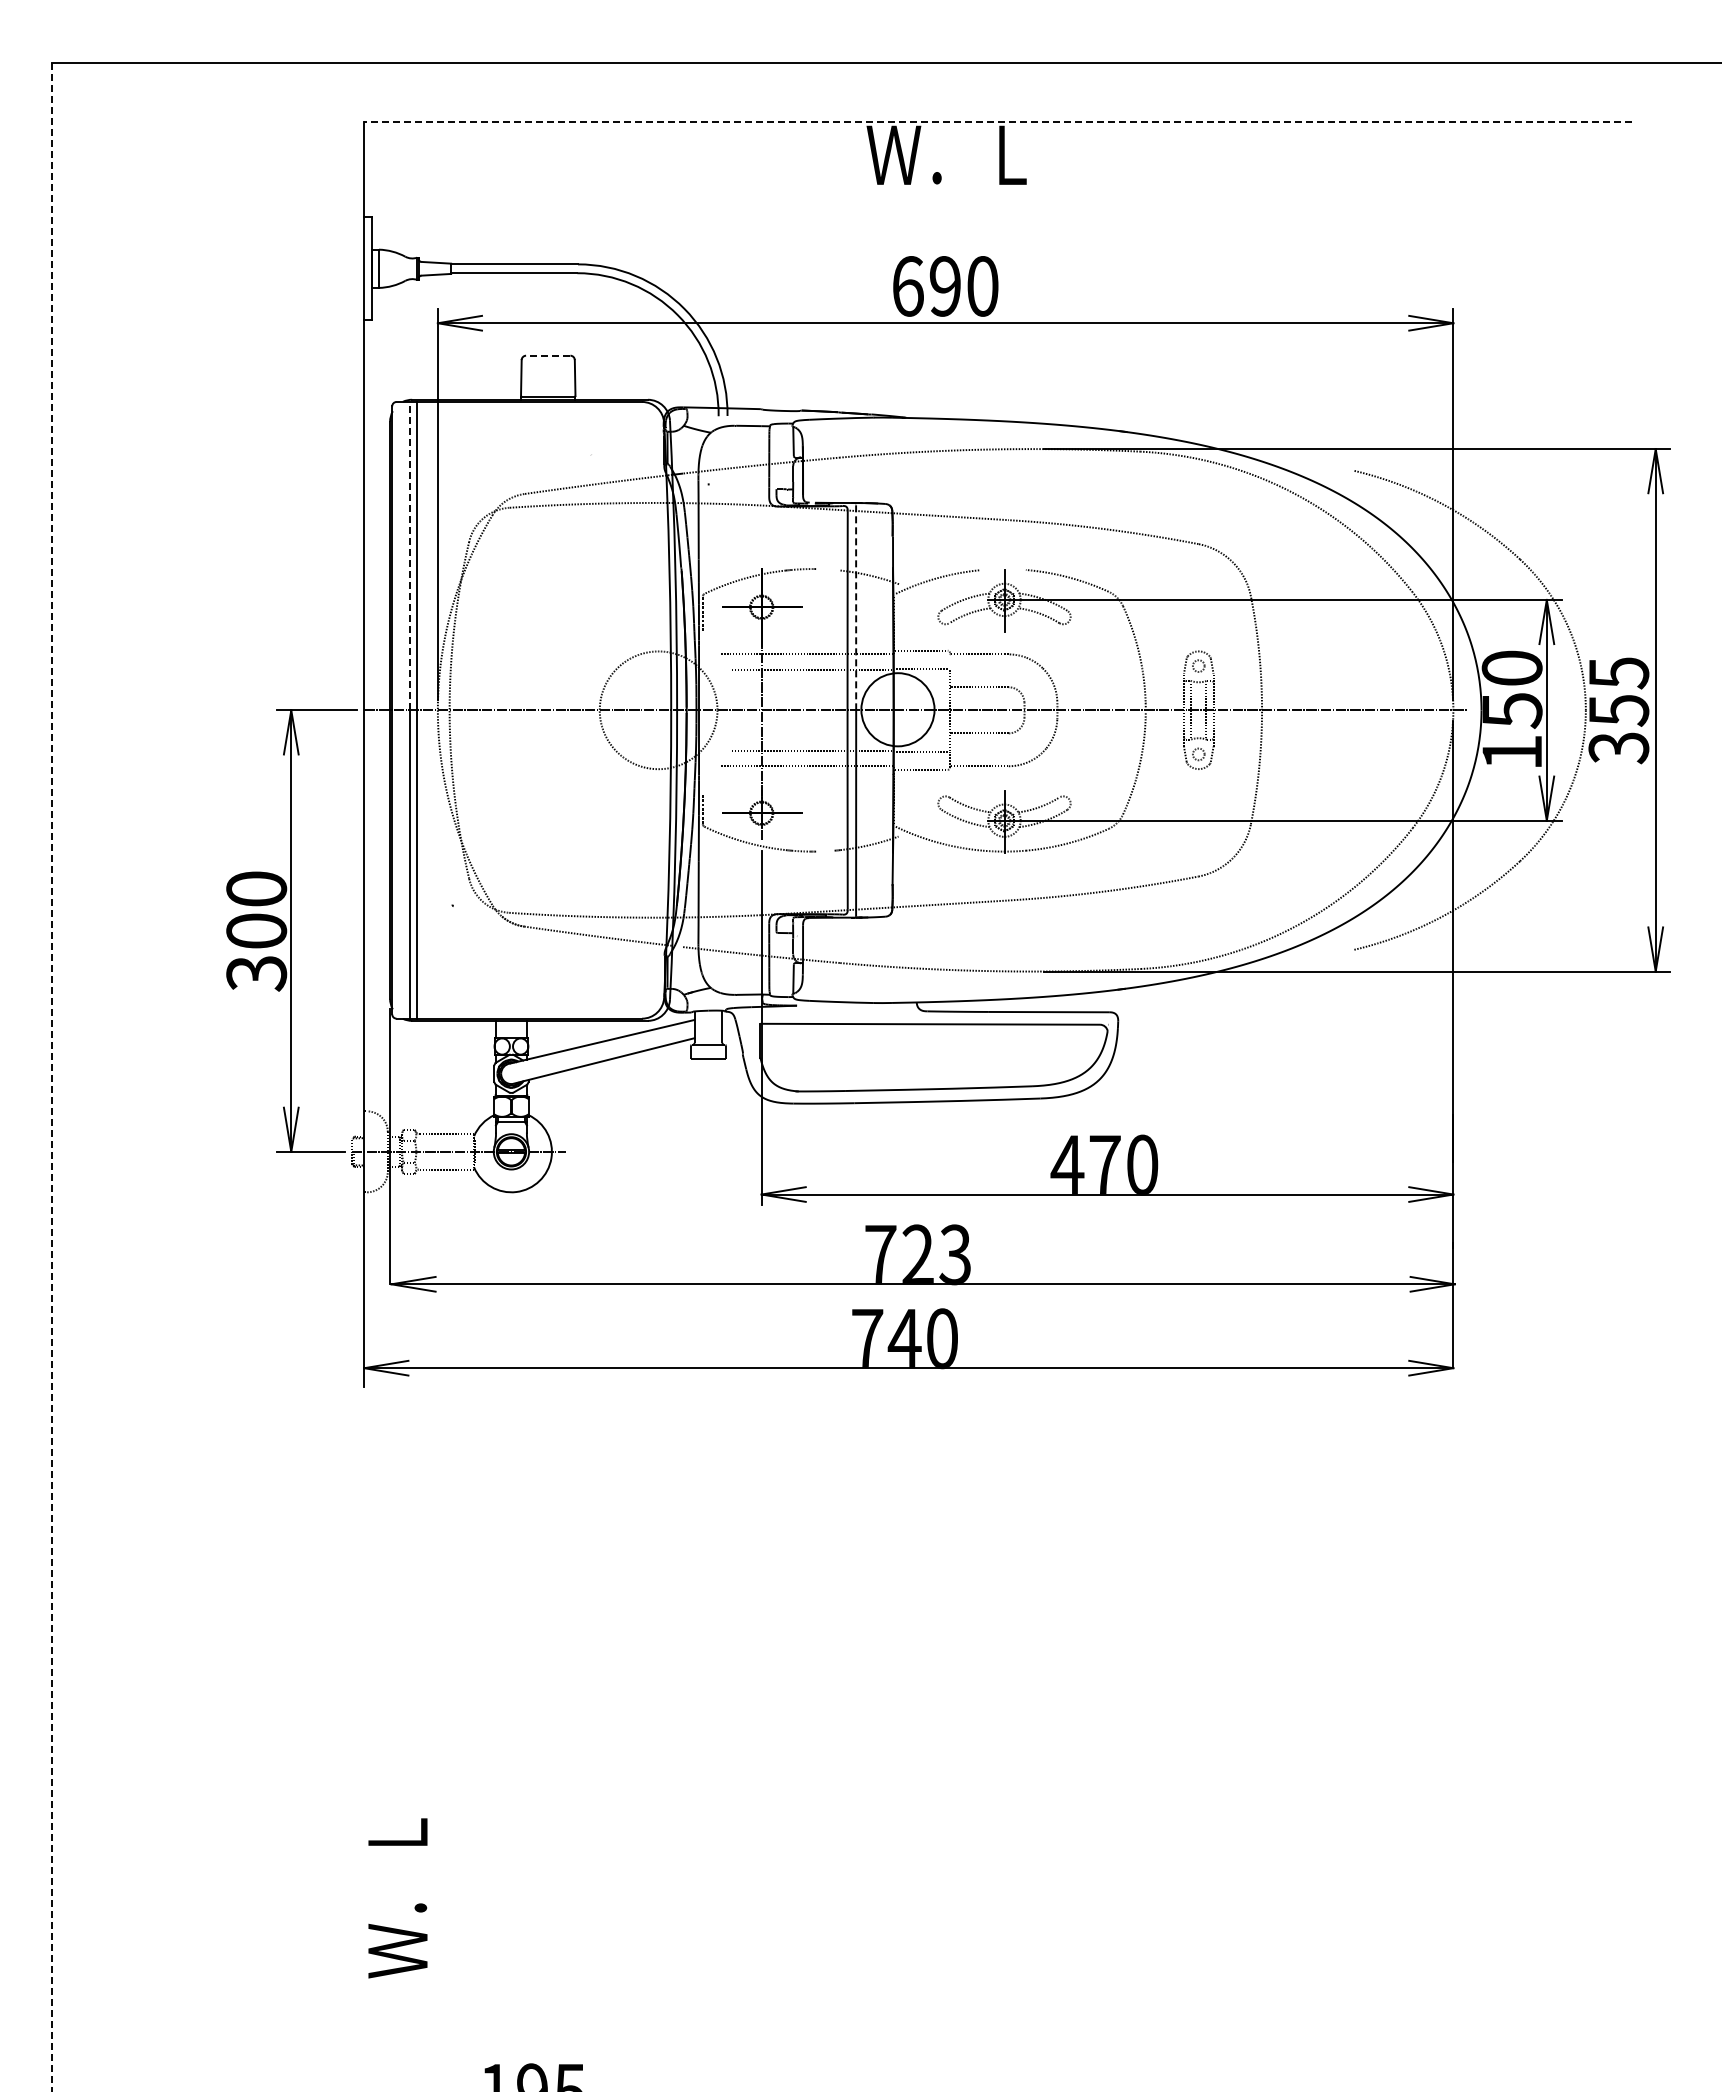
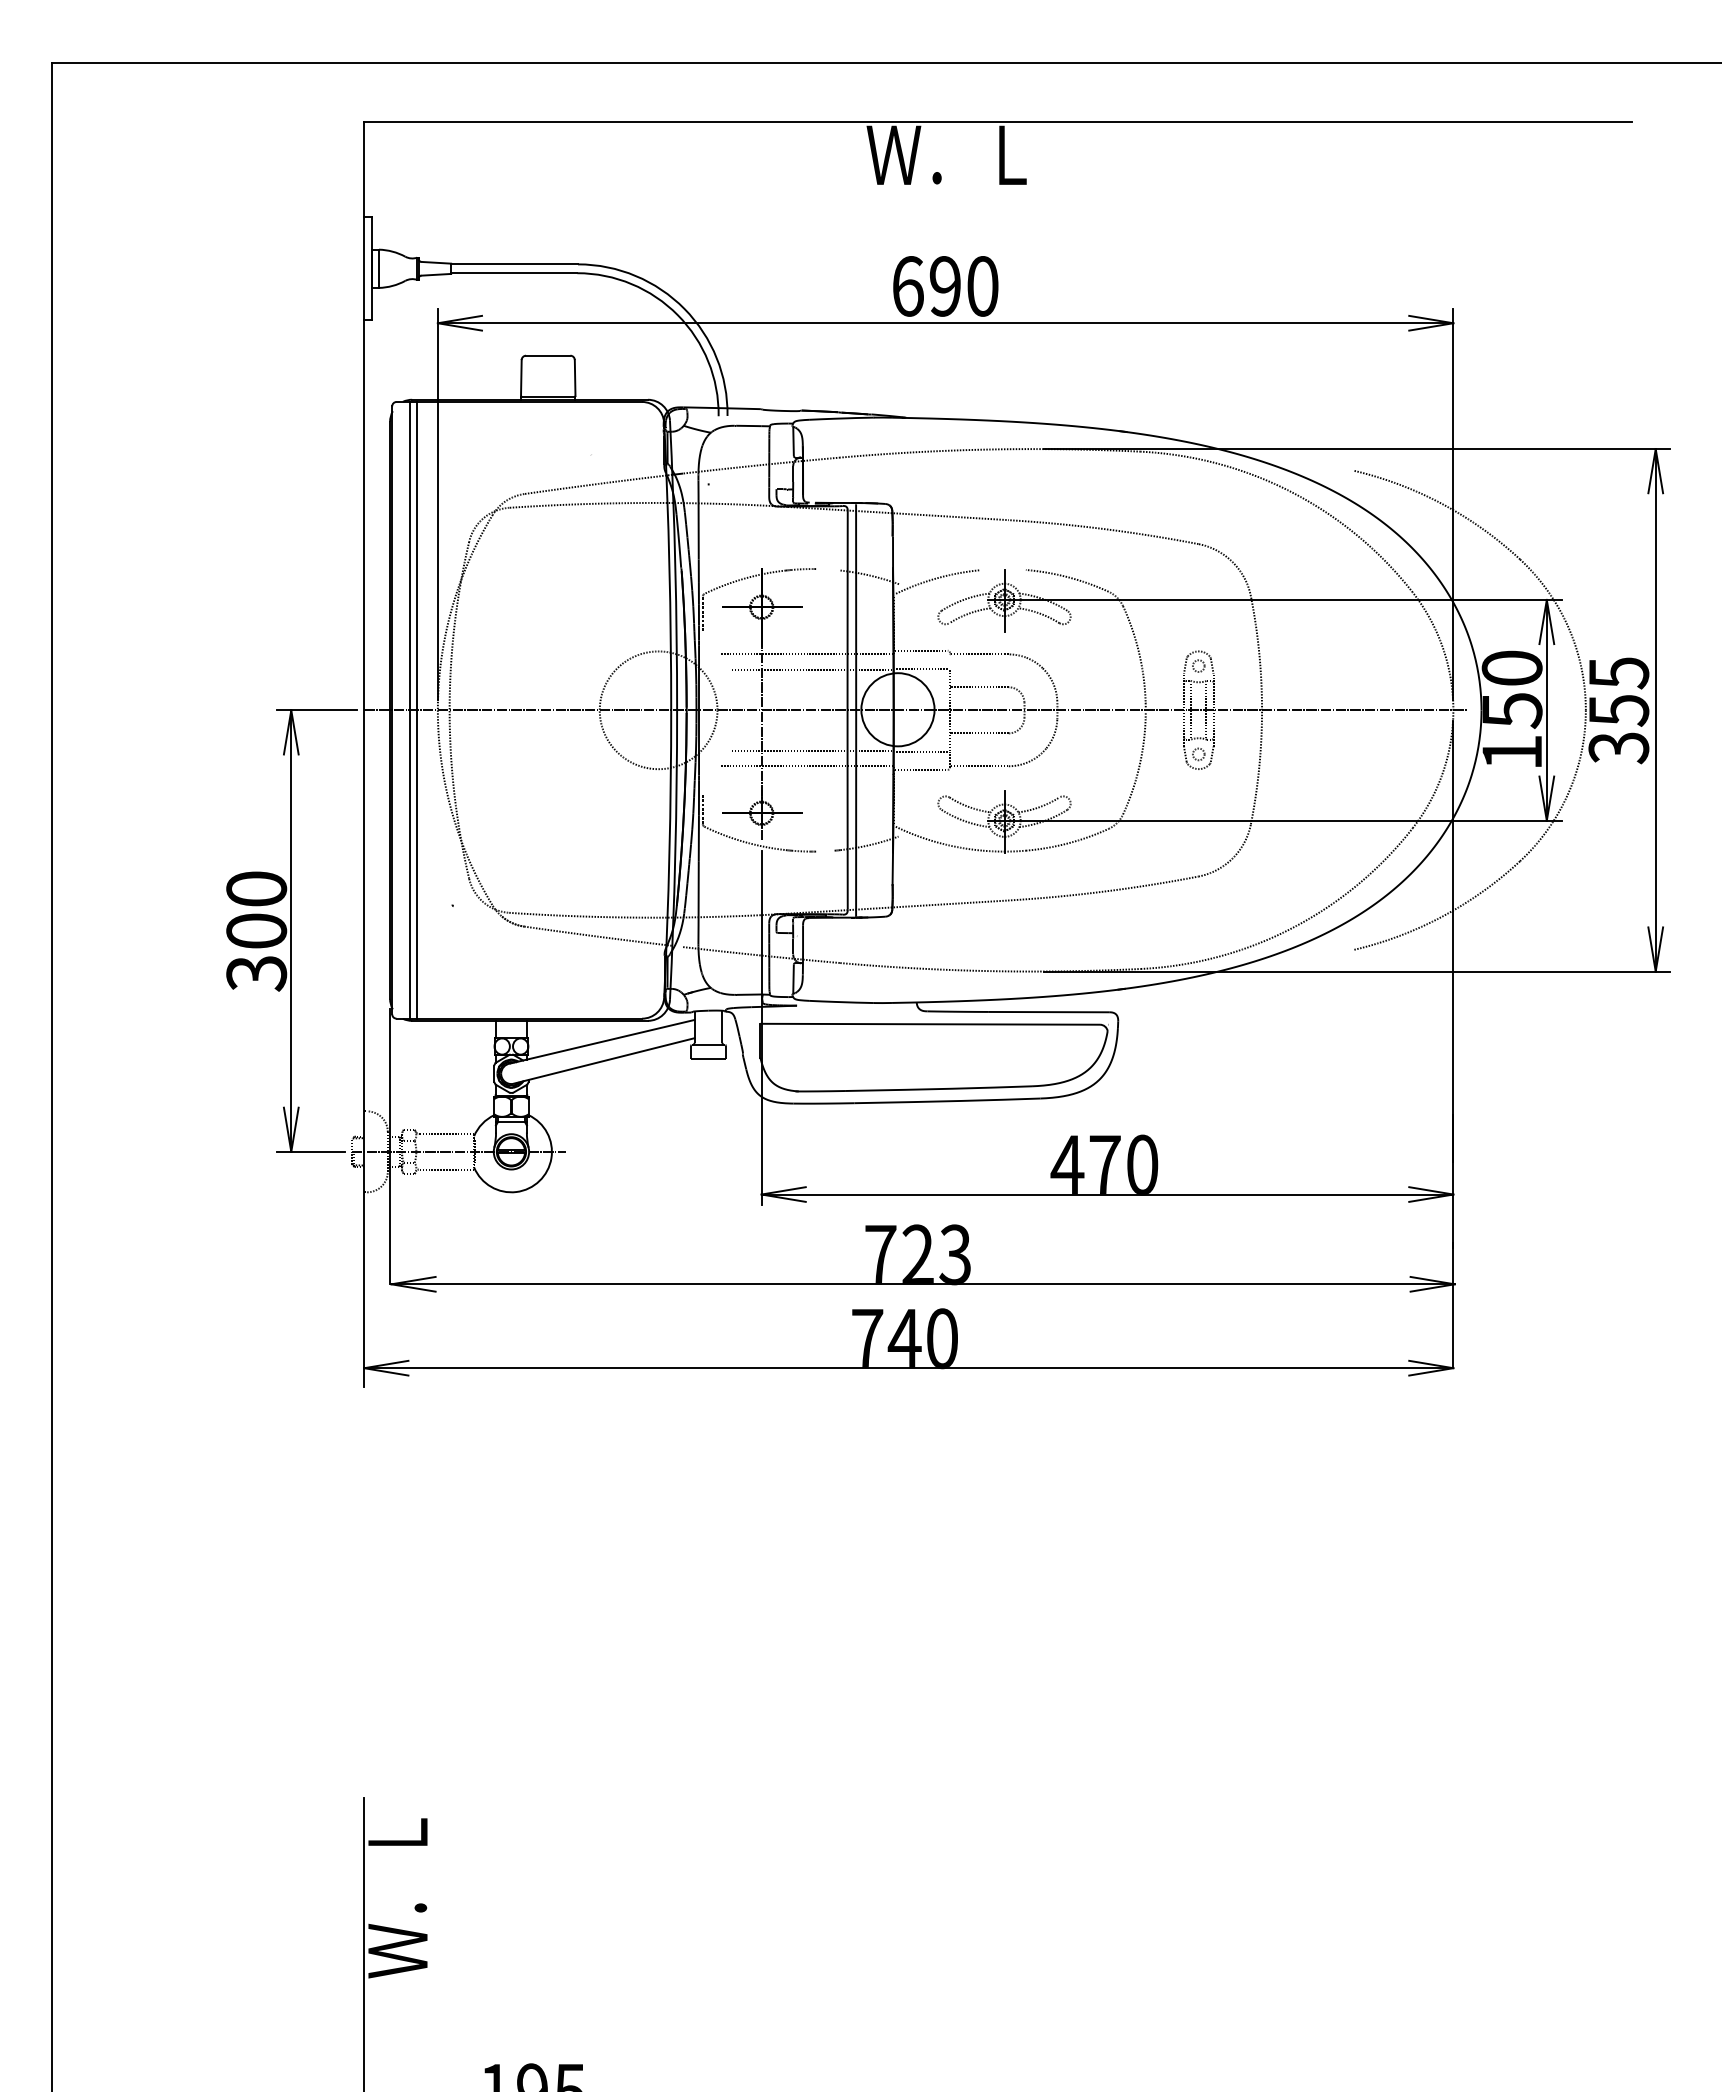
line: dashed -> solid (998, 121)
line: dashed -> solid (547, 355)
line: dashed -> solid (409, 555)
line: dashed -> solid (856, 606)
line: dashed -> solid (51, 1076)
line: none -> present (364, 1942)
